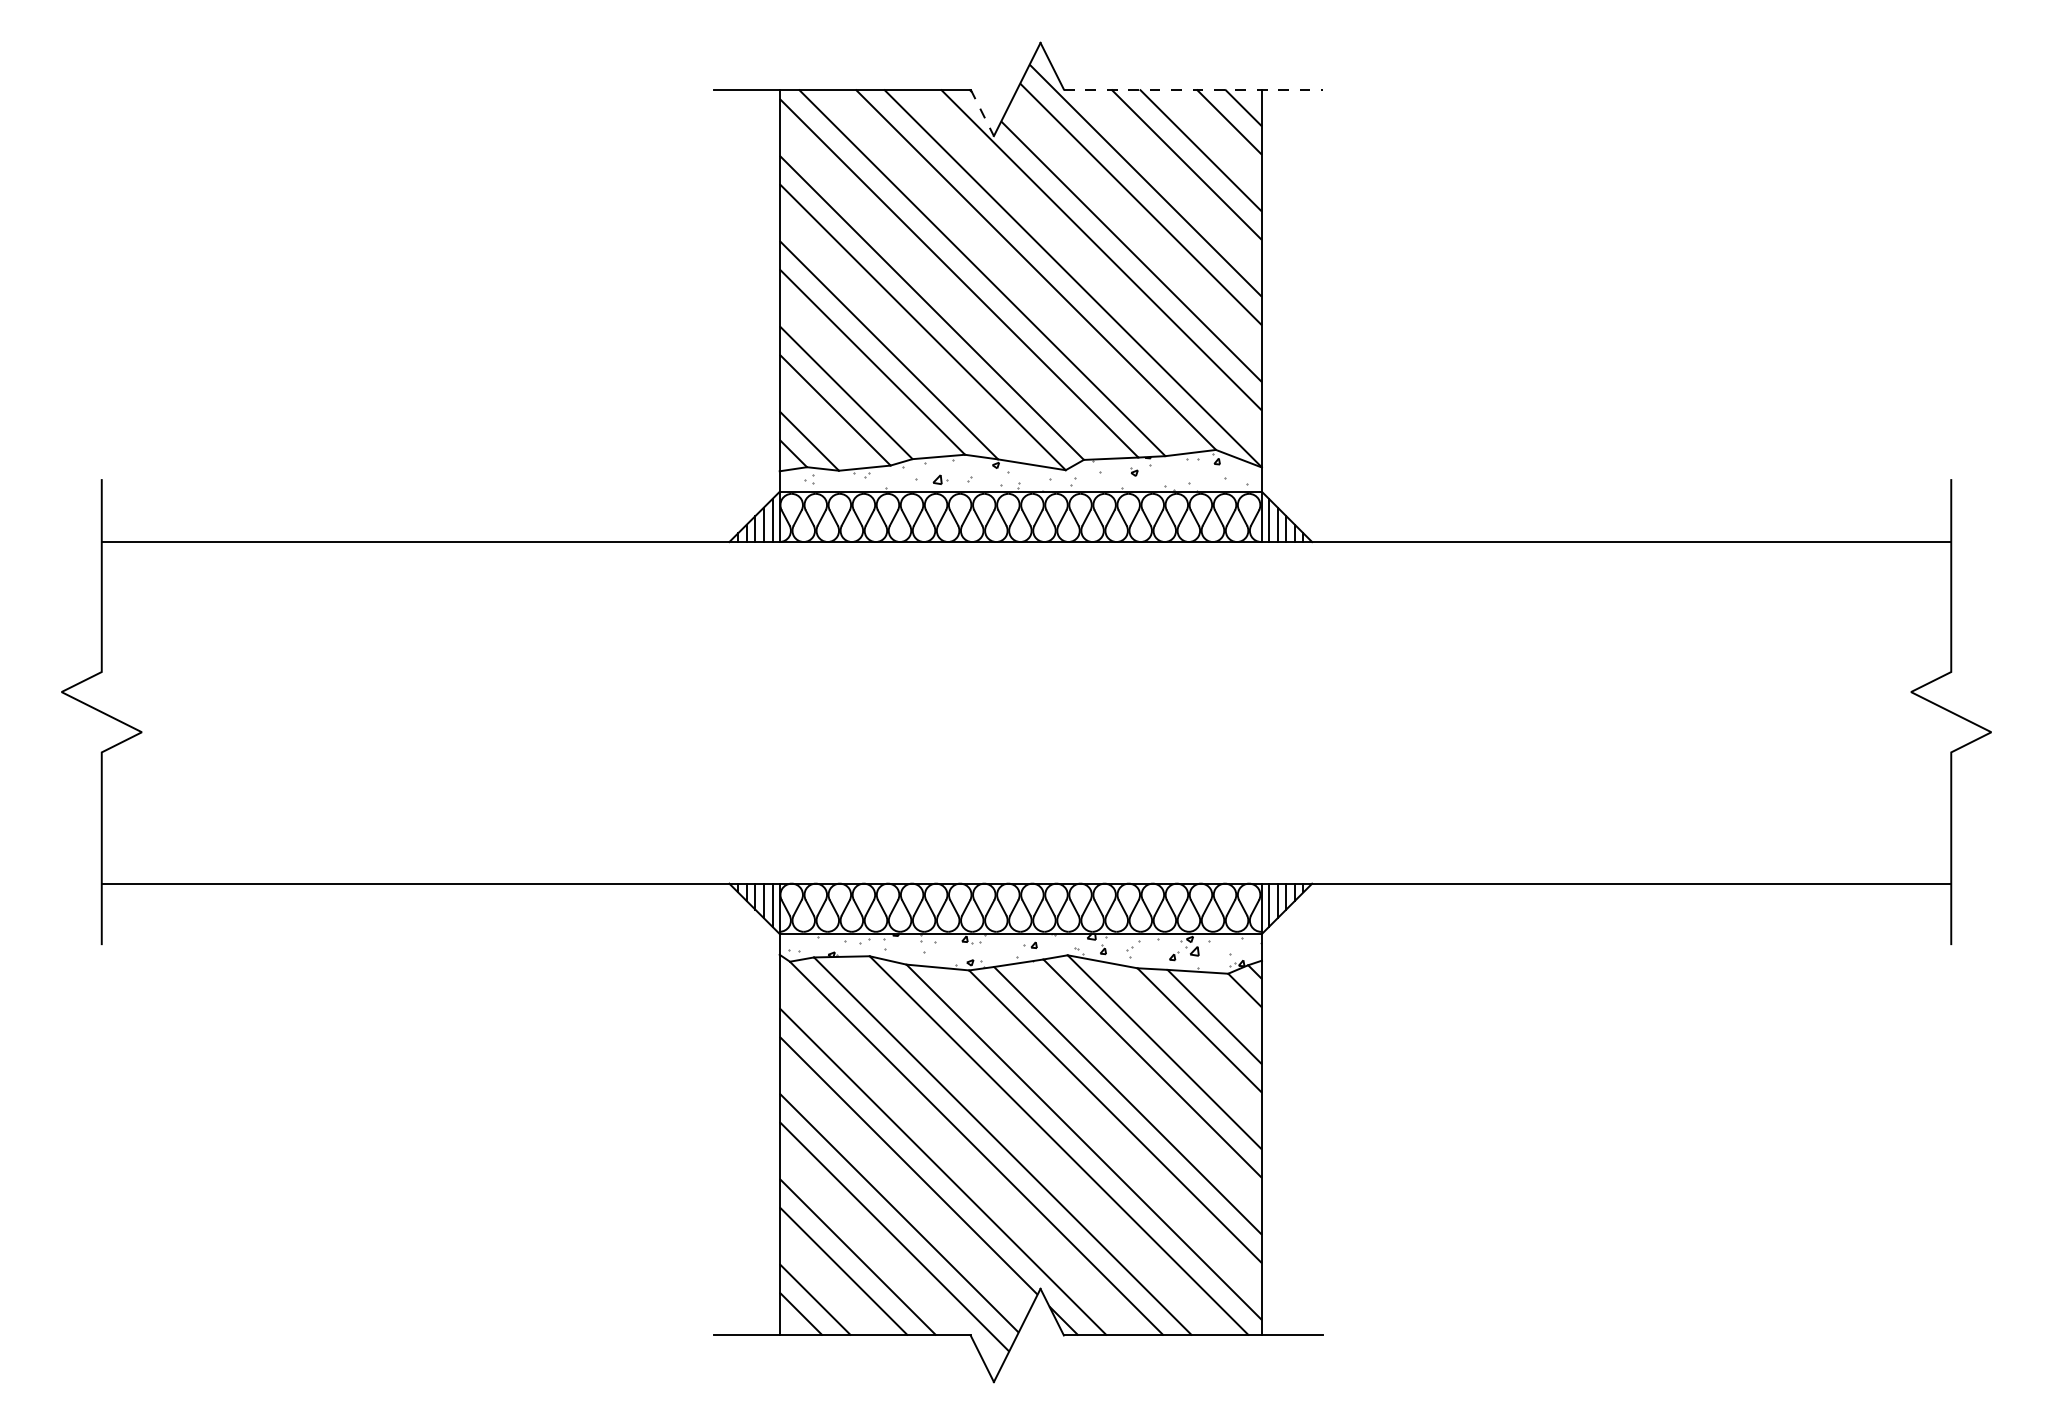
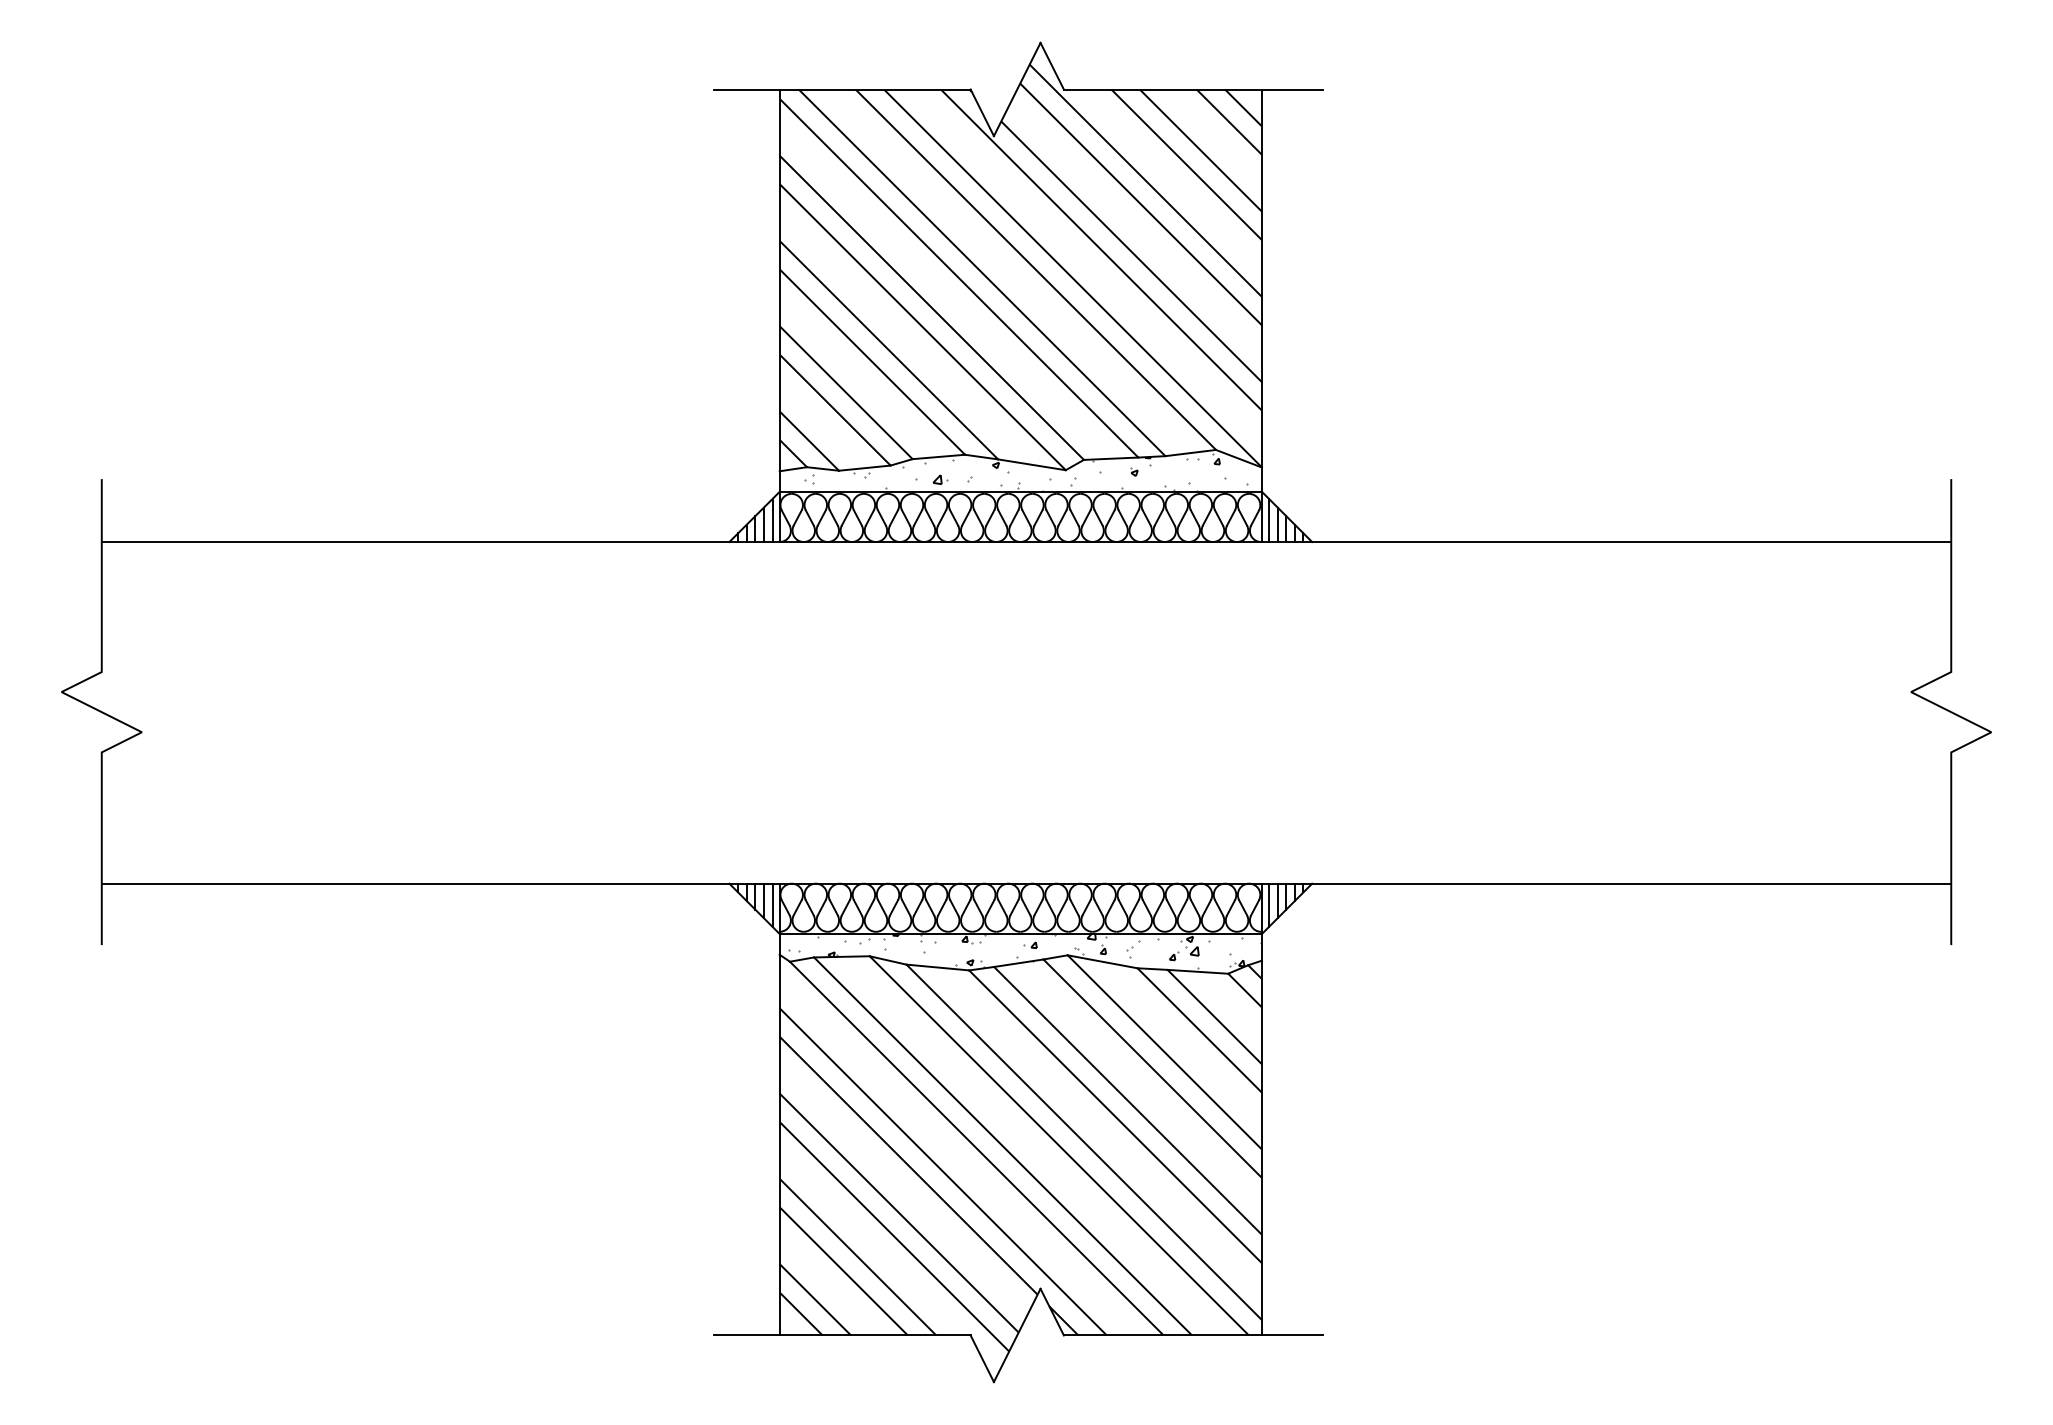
line: dashed -> solid (1193, 89)
line: dashed -> solid (982, 113)
